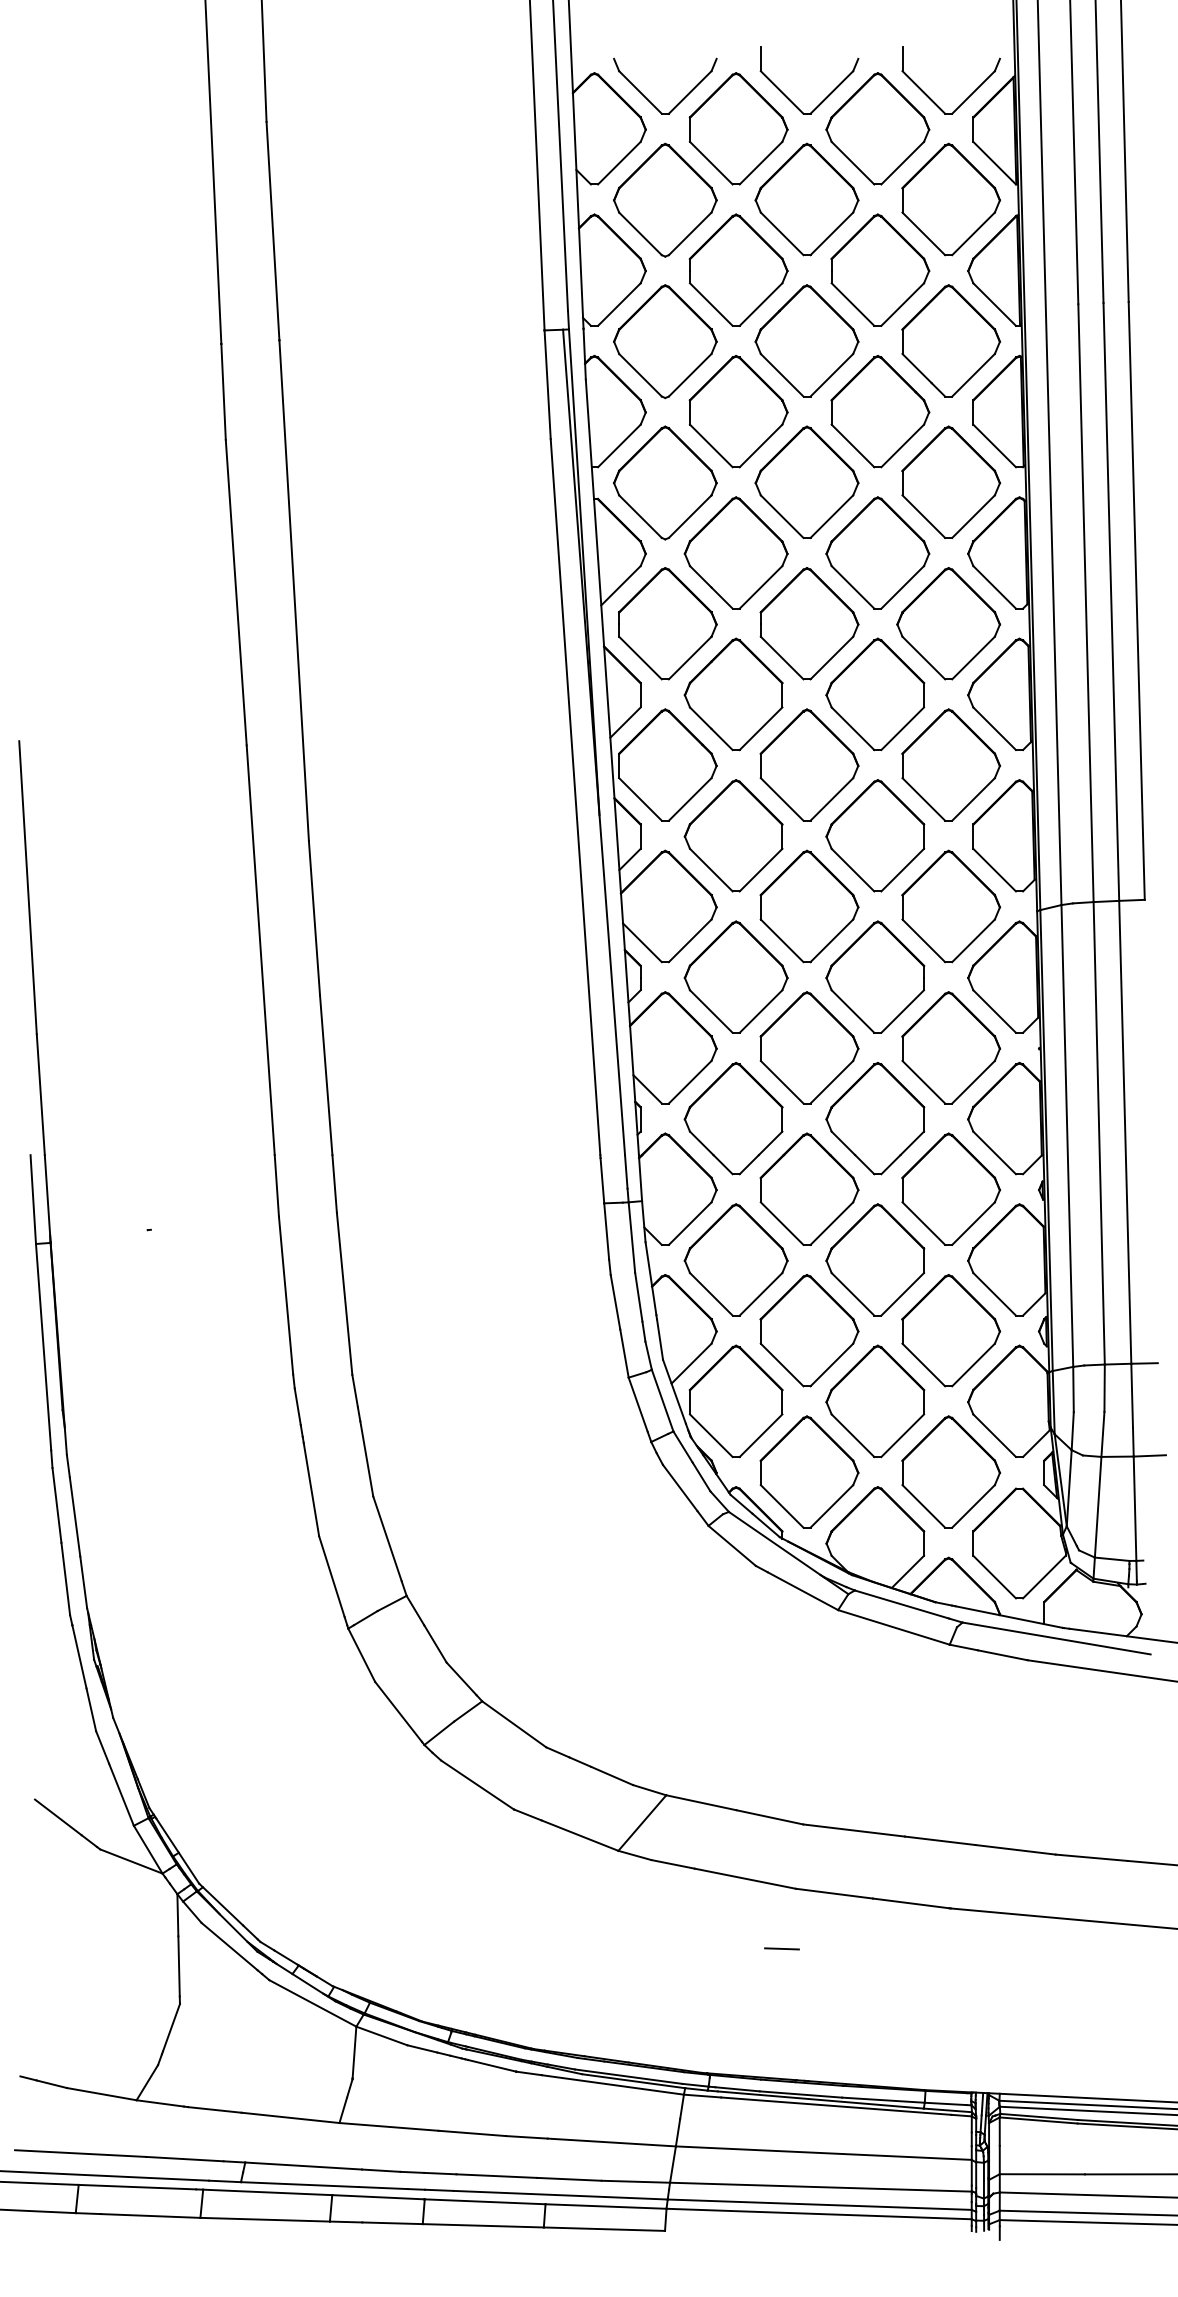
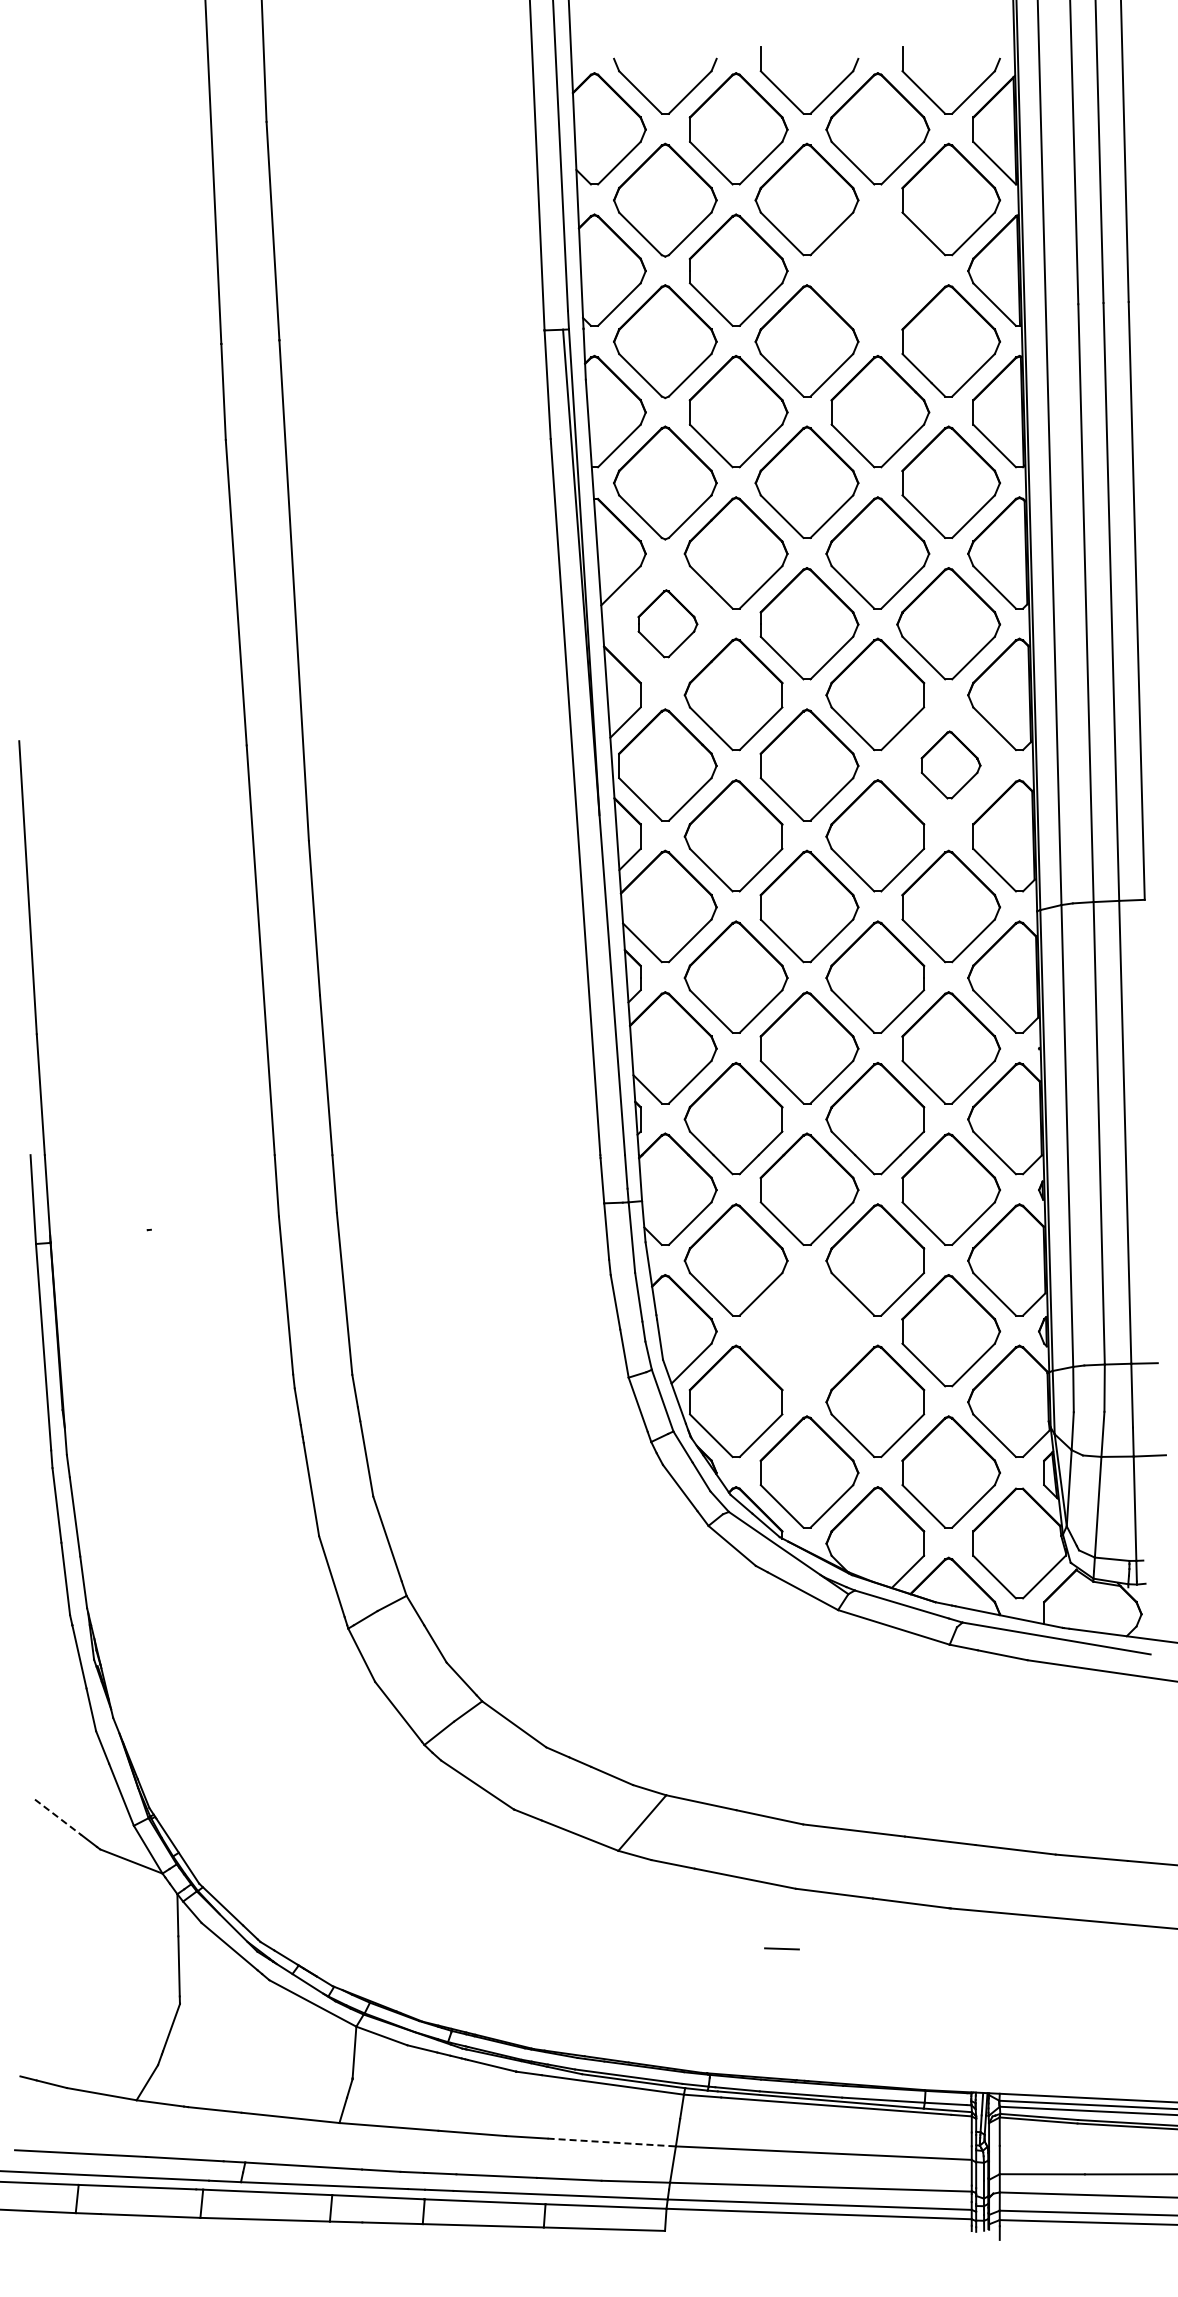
part: present -> none (880, 269)
part size: 100x114 px -> 62x70 px (667, 623)
part size: 100x114 px -> 62x70 px (950, 764)
part: present -> none (809, 1330)
line: solid -> dashed (58, 1817)
line: solid -> dashed (612, 2142)
